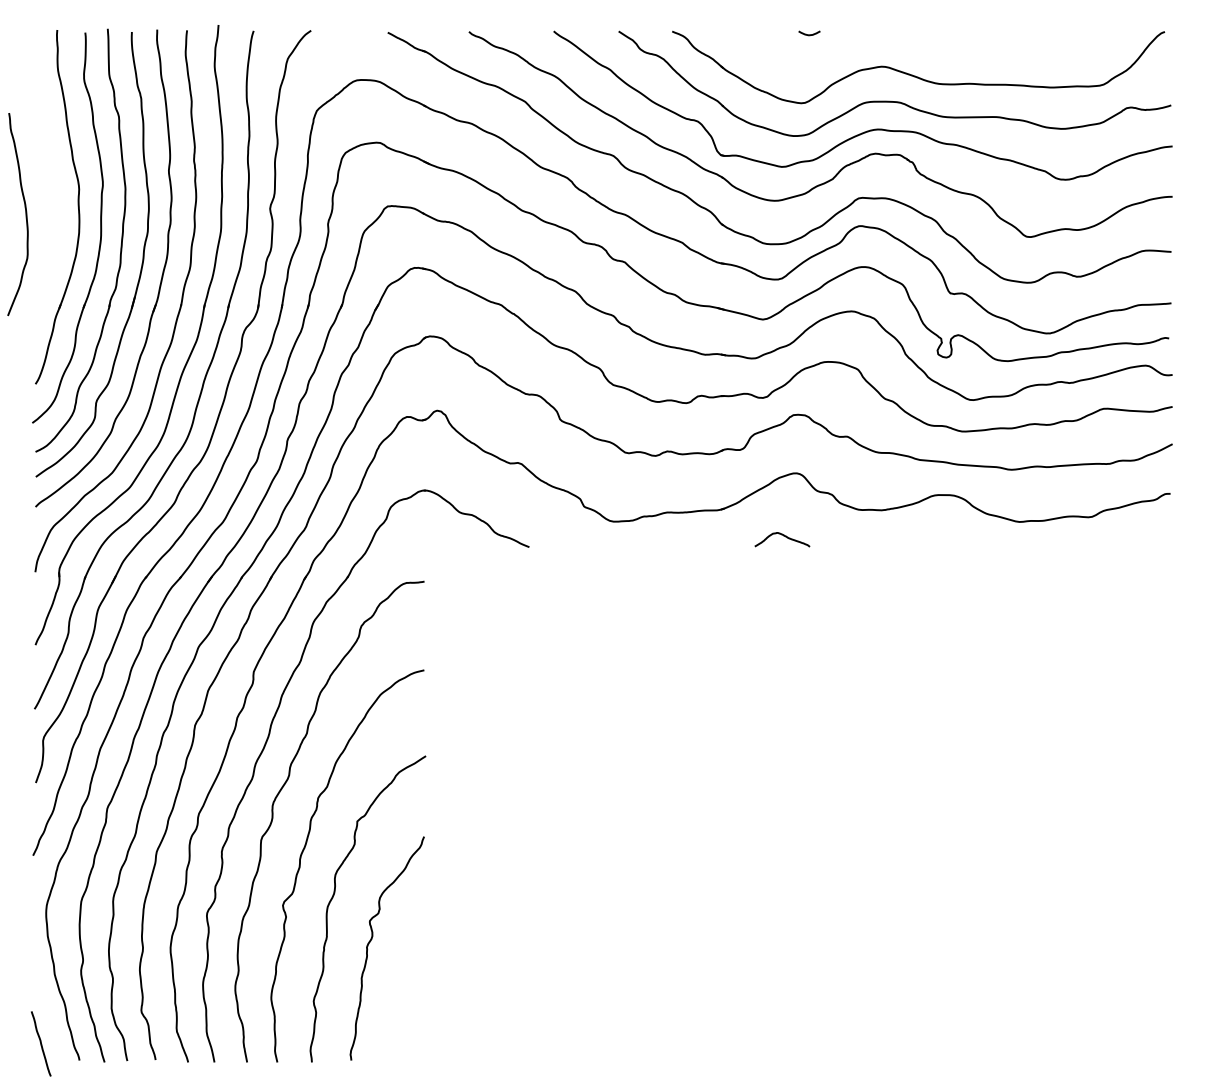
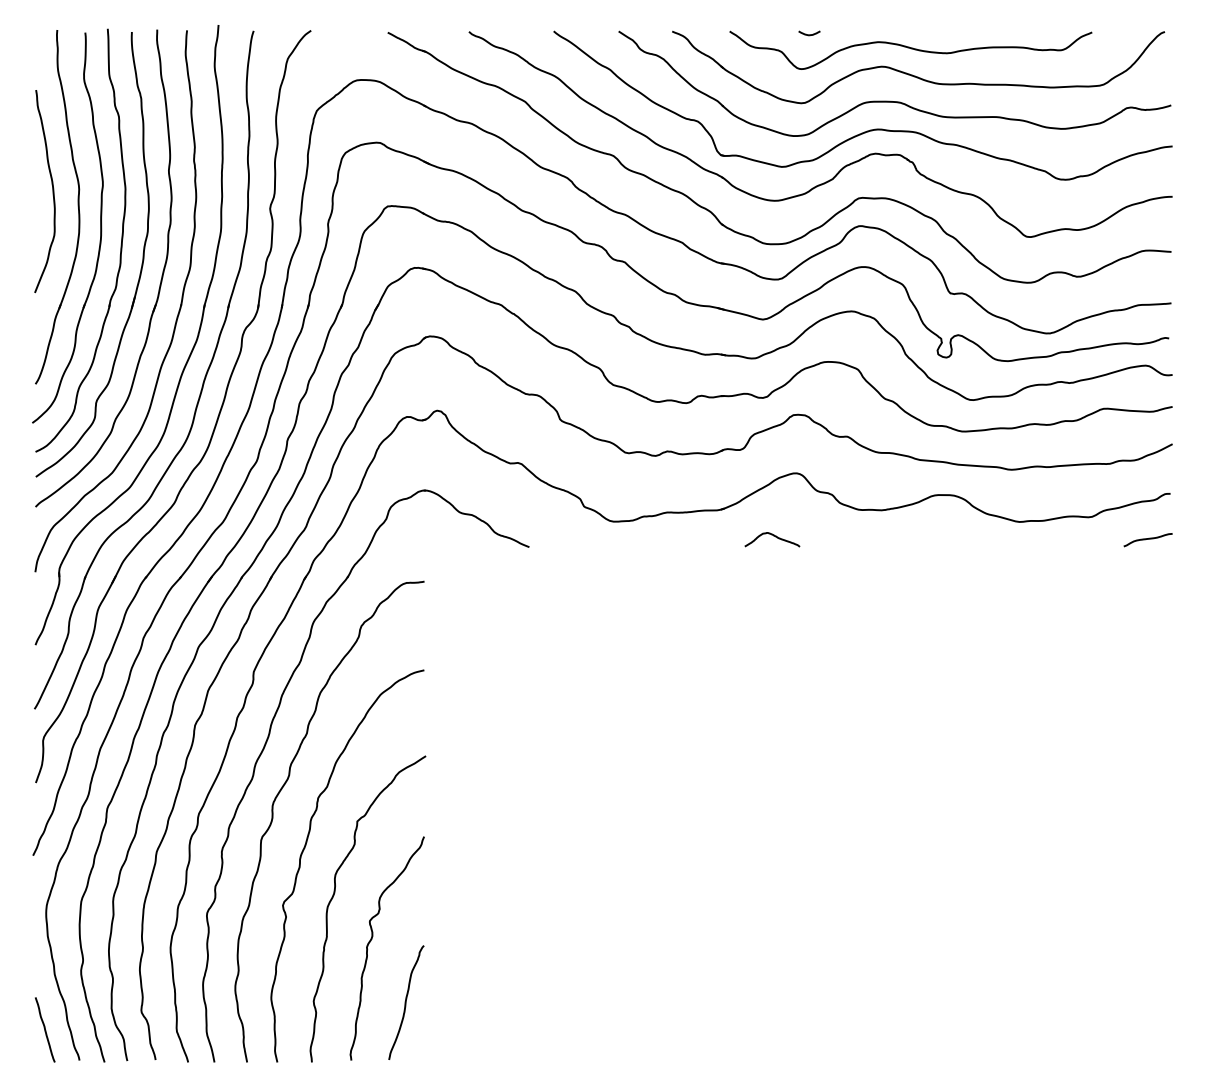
curve: none -> present (910, 48)
curve position: (25, 214) -> (52, 191) (52, 191)
curve position: (783, 536) -> (773, 536) (773, 536)
curve: none -> present (1147, 539)
curve: none -> present (406, 1002)
line position: (41, 1043) -> (45, 1029) (45, 1029)
